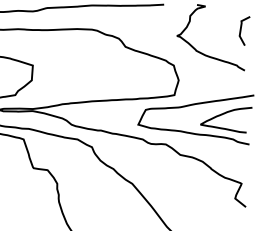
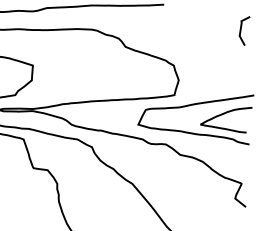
curve: present -> none (202, 52)
